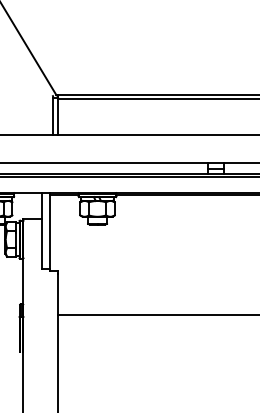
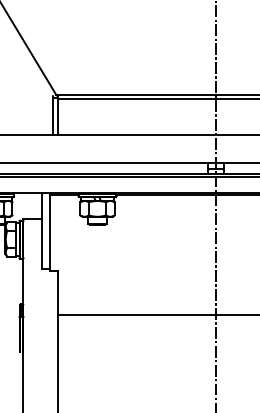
line: none -> present (215, 205)
